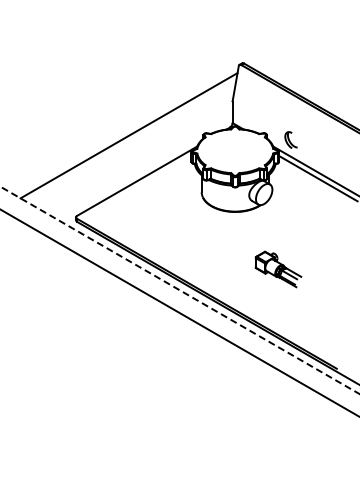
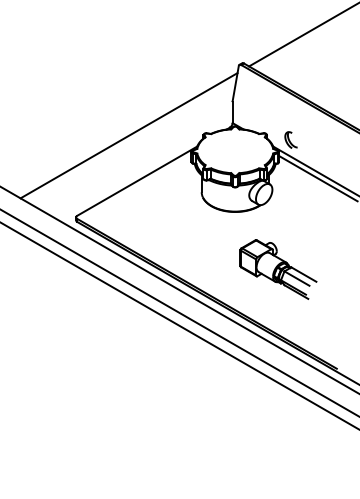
line: none -> present (302, 35)
part size: 49x39 px -> 79x61 px (278, 269)
line: dashed -> solid (179, 290)
line: none -> present (179, 325)
